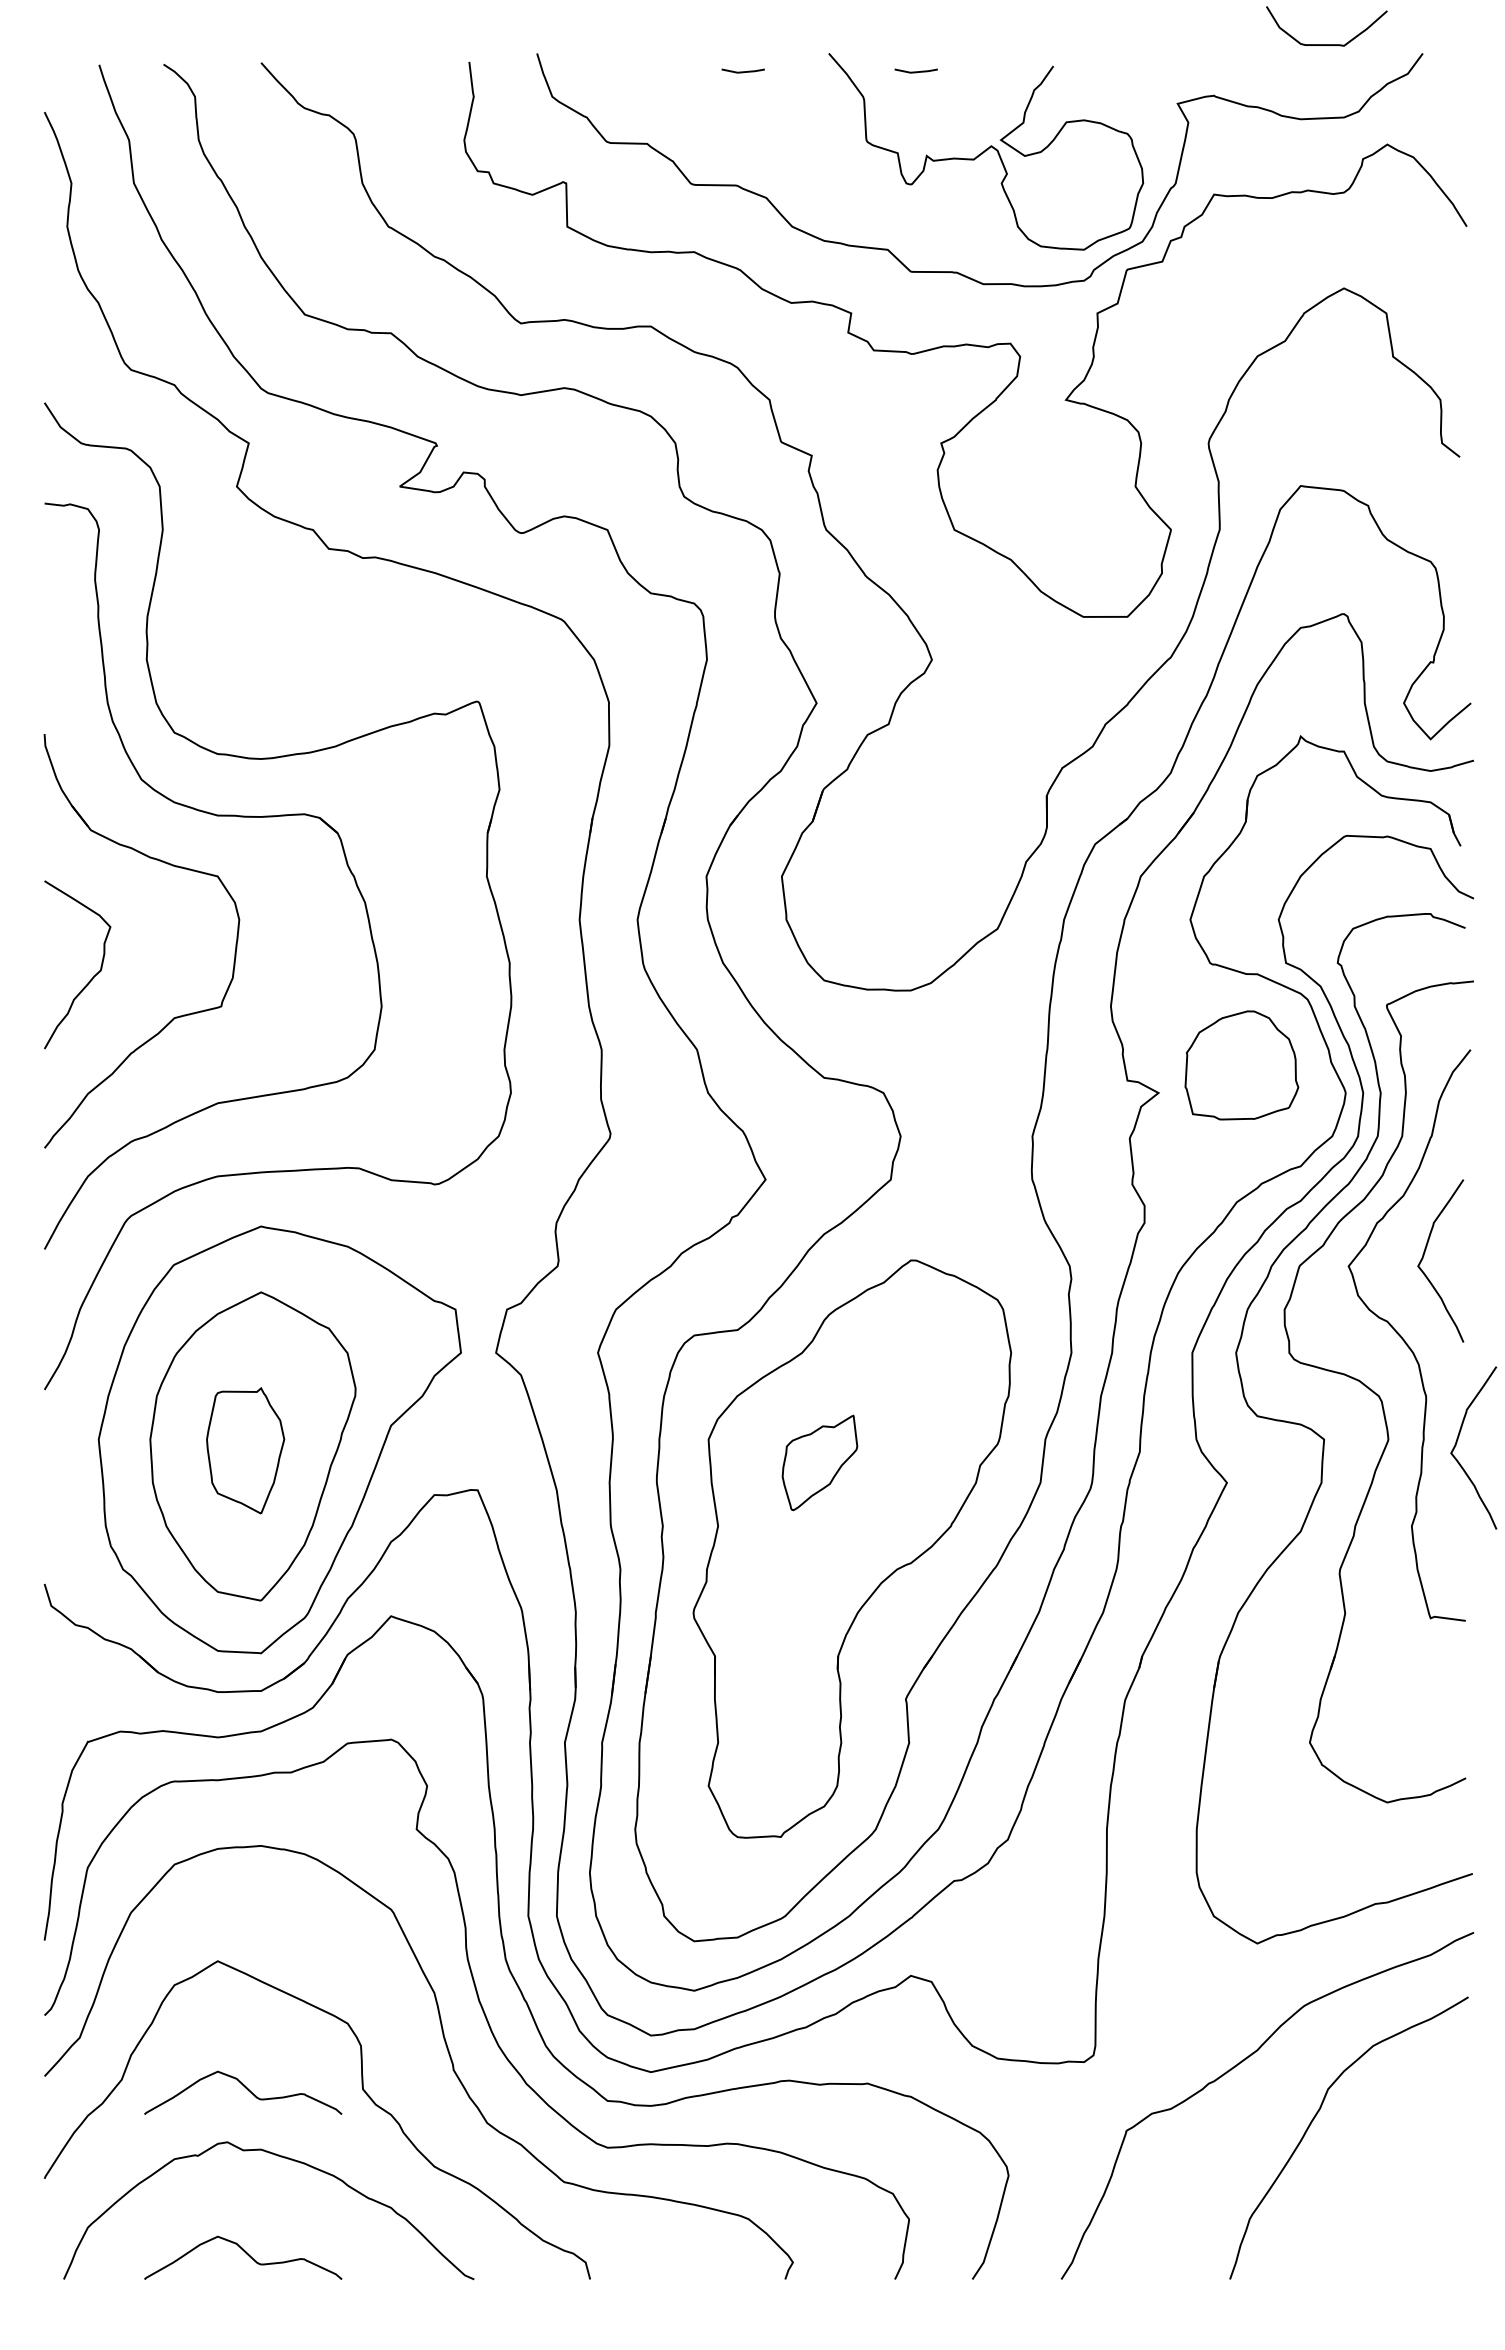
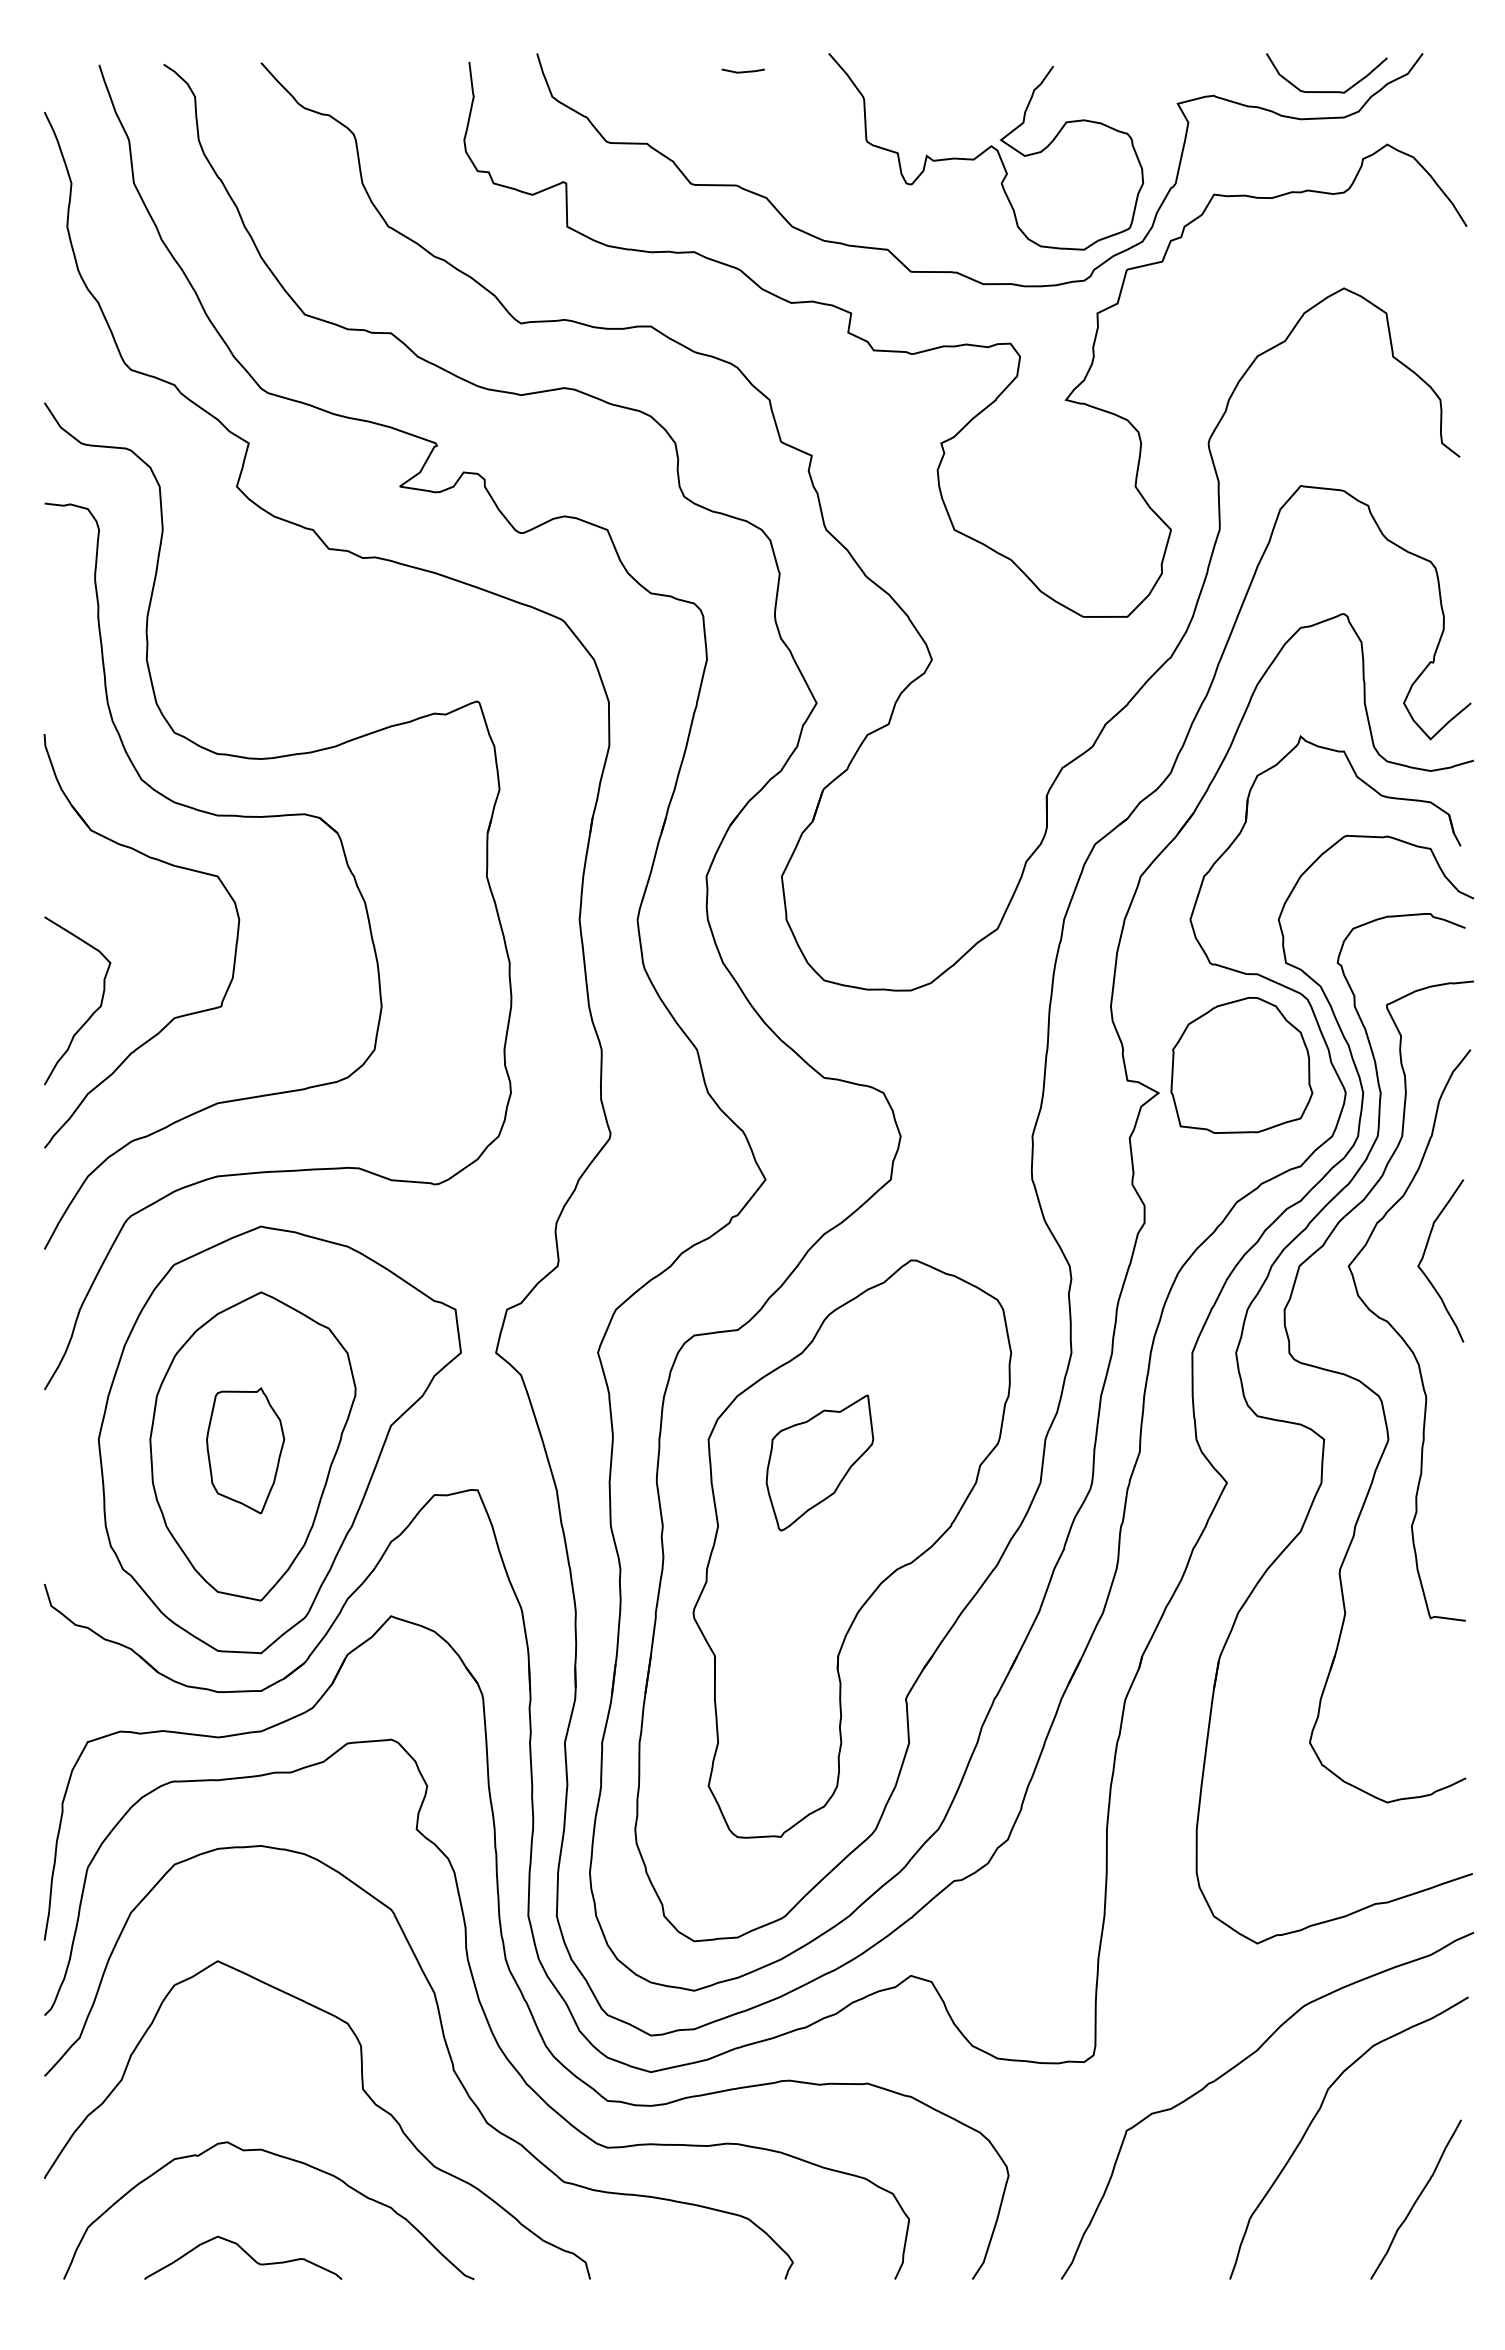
curve position: (1326, 44) -> (1326, 91) (1326, 91)
line: present -> none (915, 71)
curve position: (93, 975) -> (93, 1011) (93, 1011)
part size: 116x111 px -> 144x137 px (1241, 1065)
curve: present -> none (1457, 1442)
part size: 78x98 px -> 110x138 px (819, 1462)
curve: present -> none (246, 2089)
curve: none -> present (1416, 2199)
